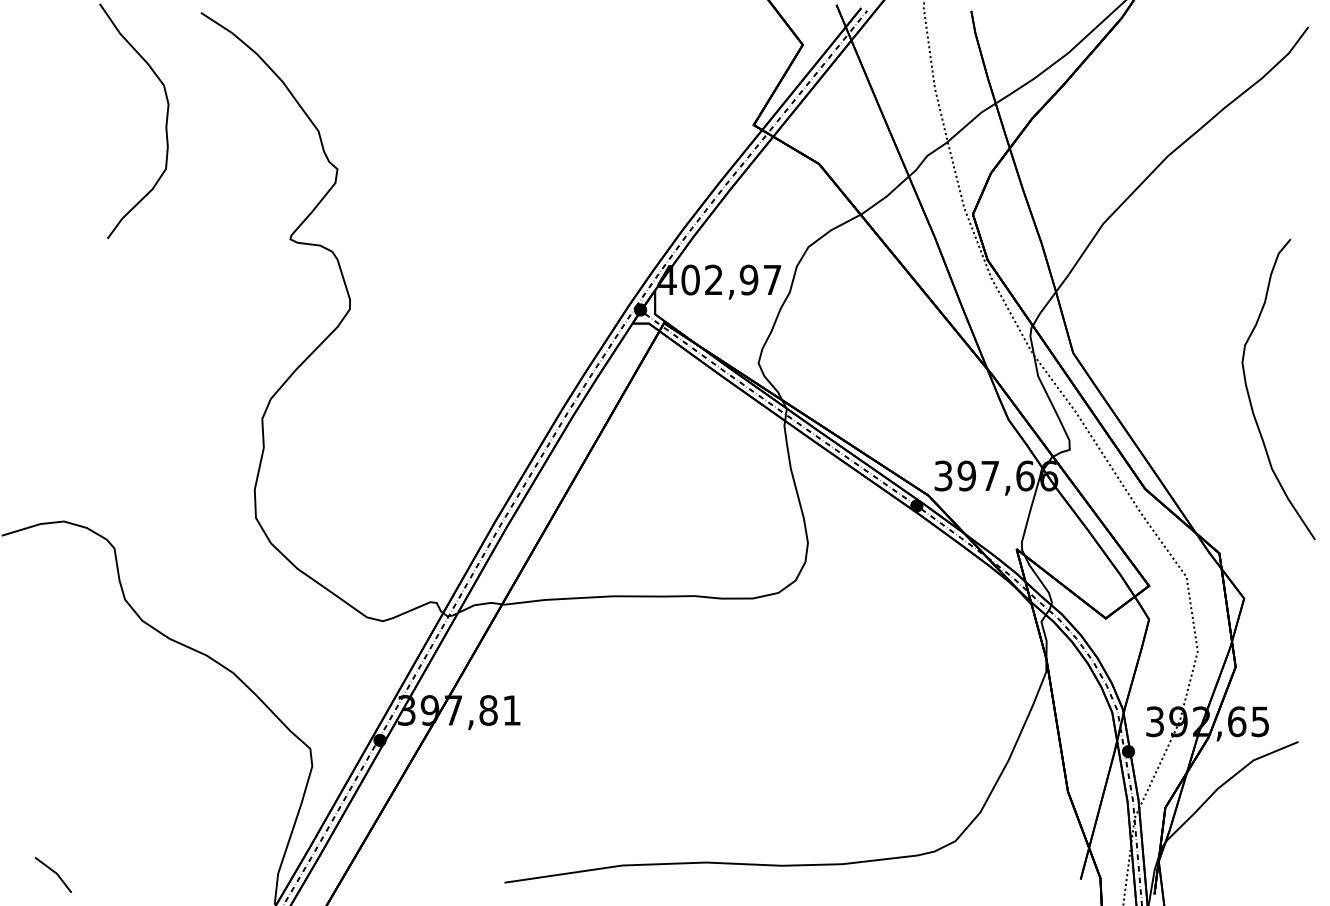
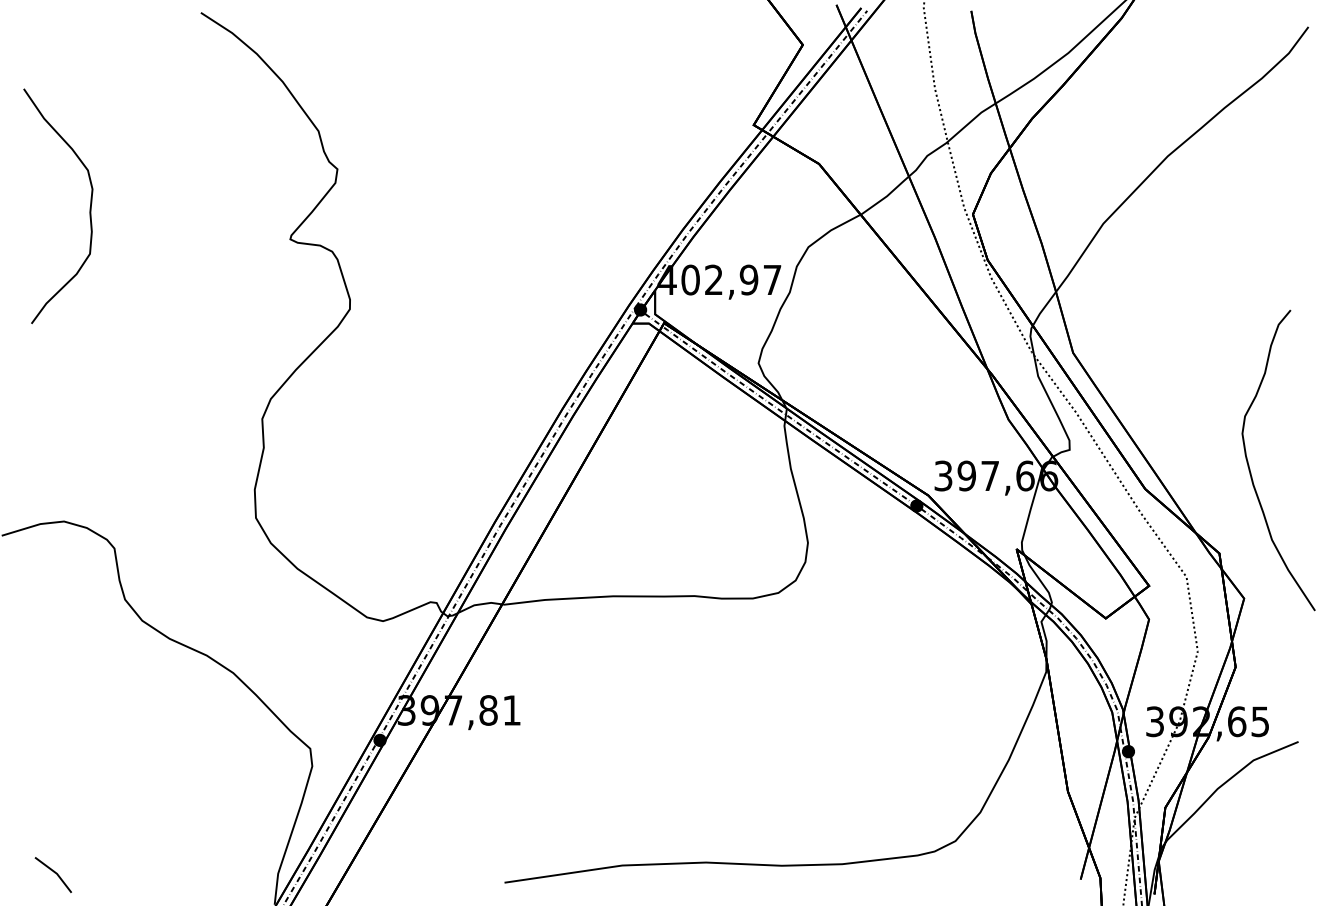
curve position: (165, 122) -> (89, 207) (89, 207)
curve position: (1250, 397) -> (1250, 468) (1250, 468)
